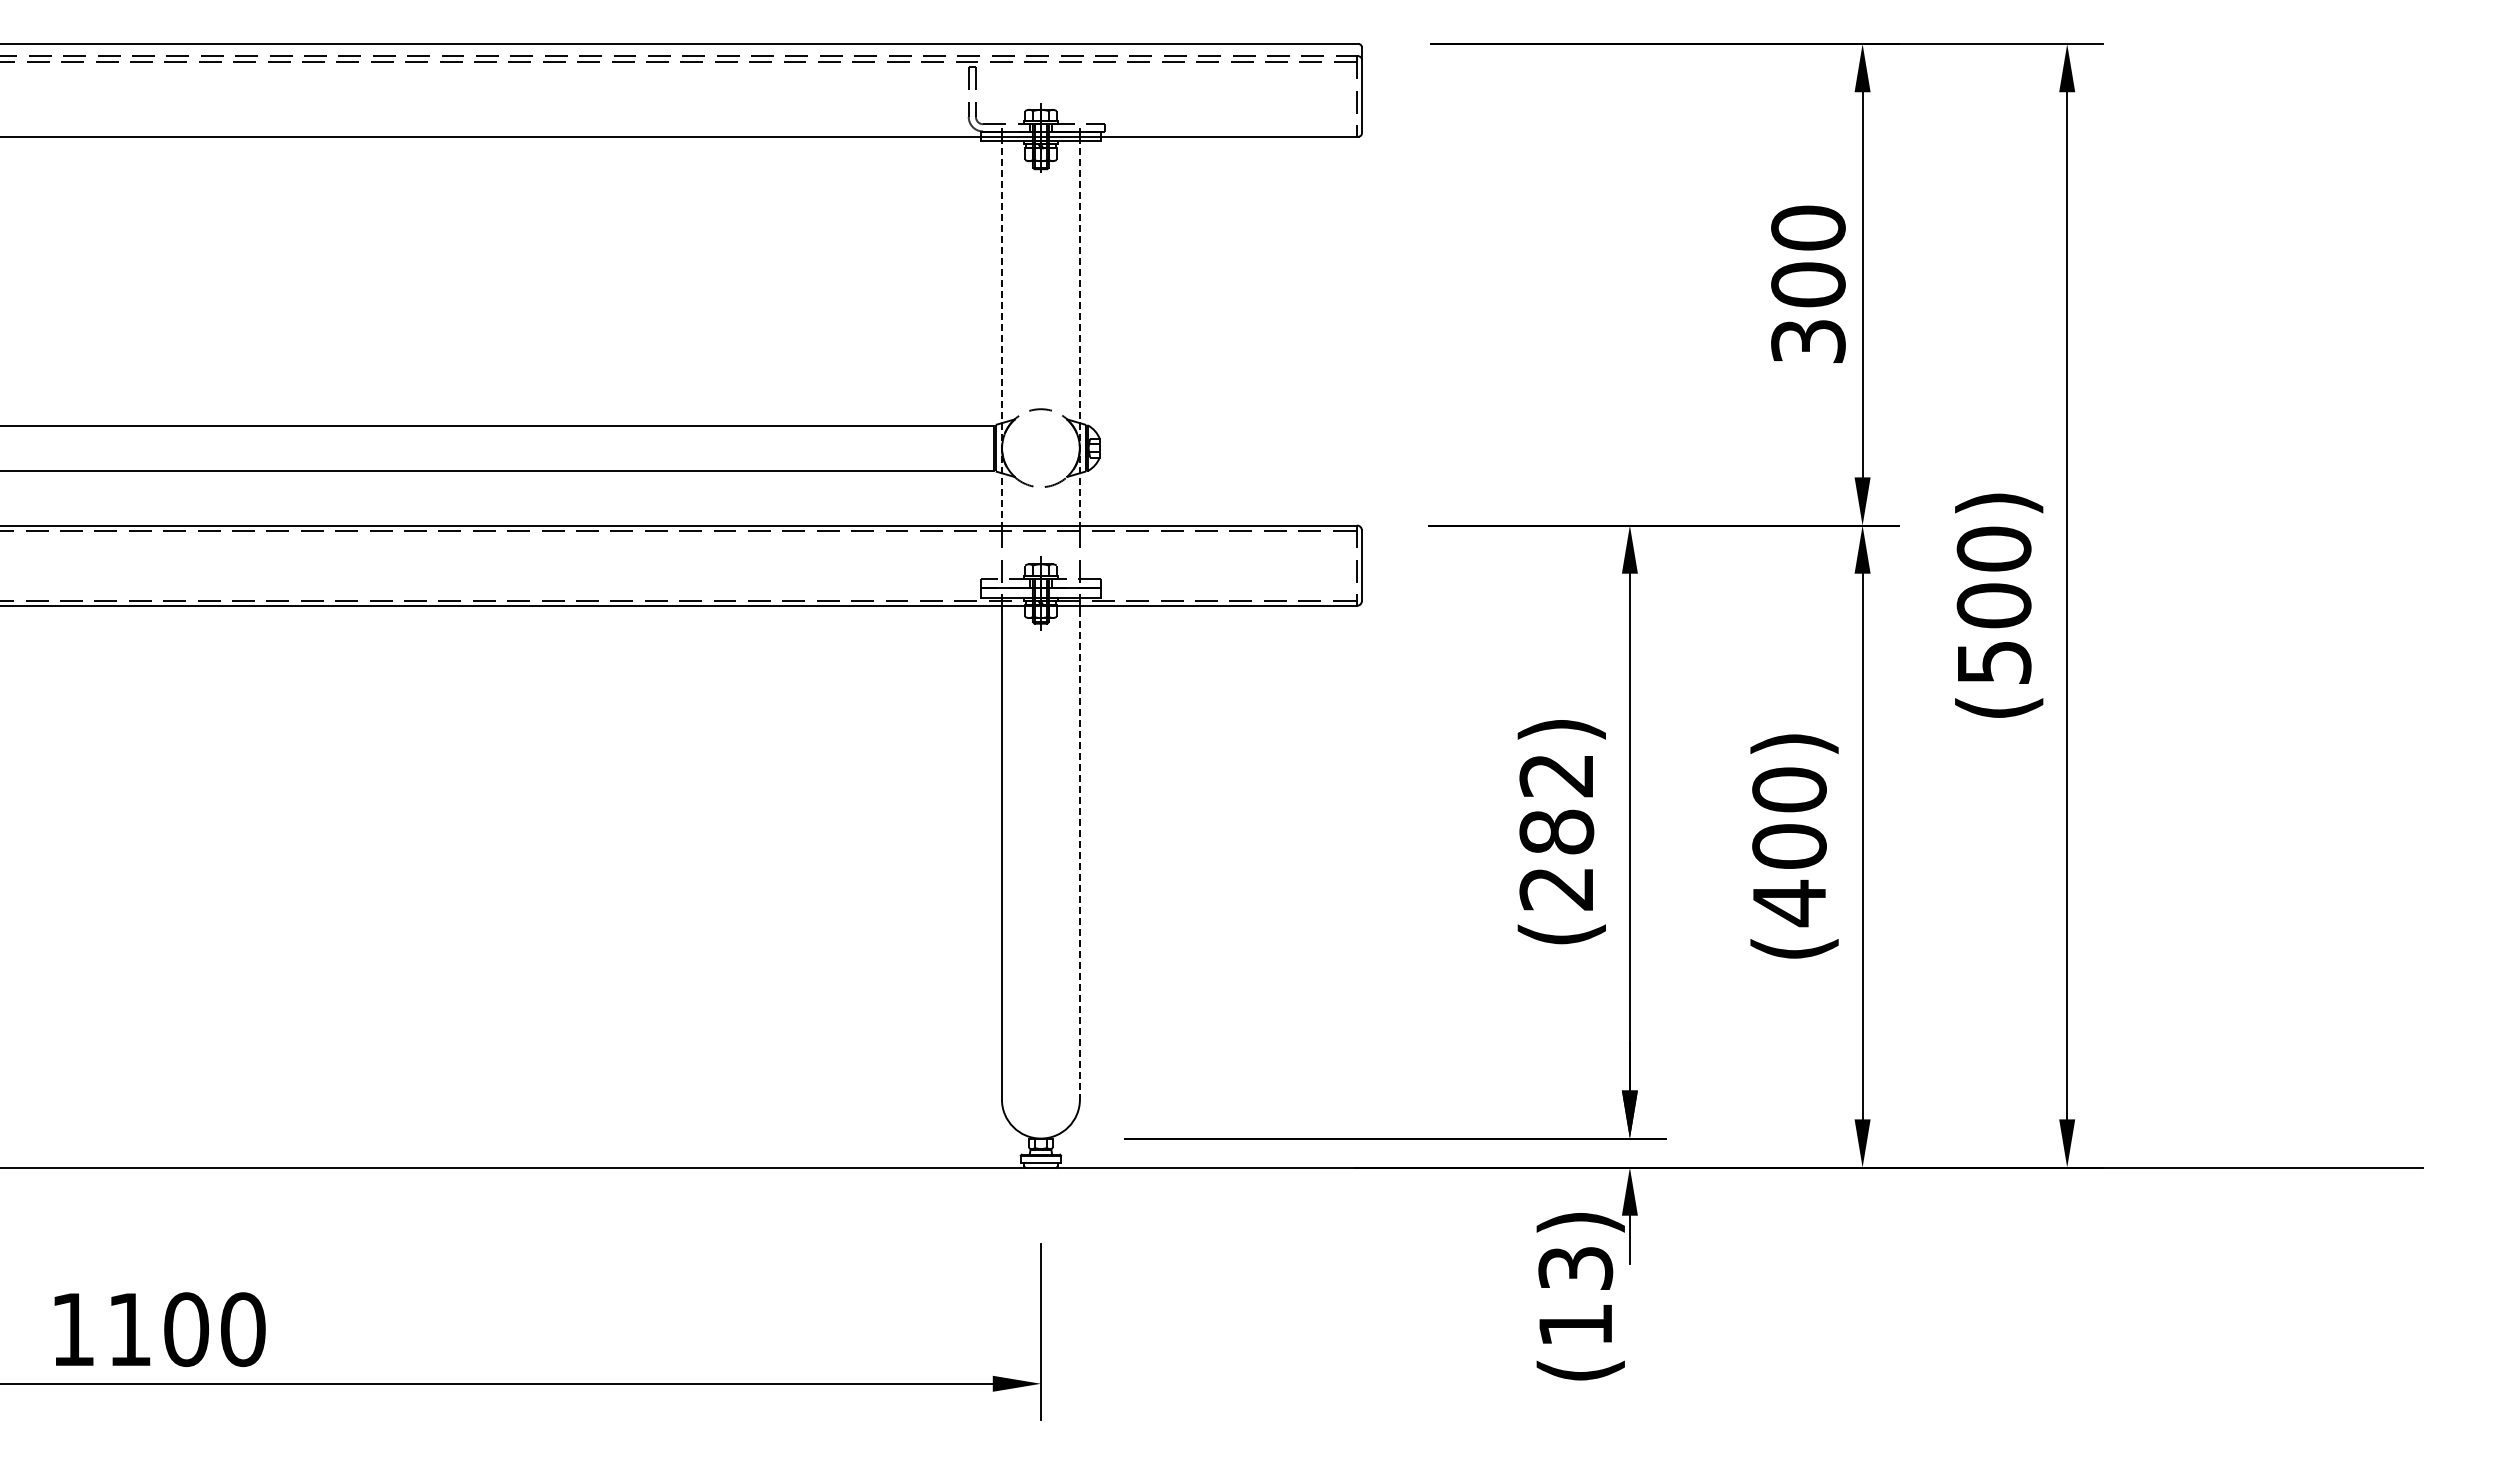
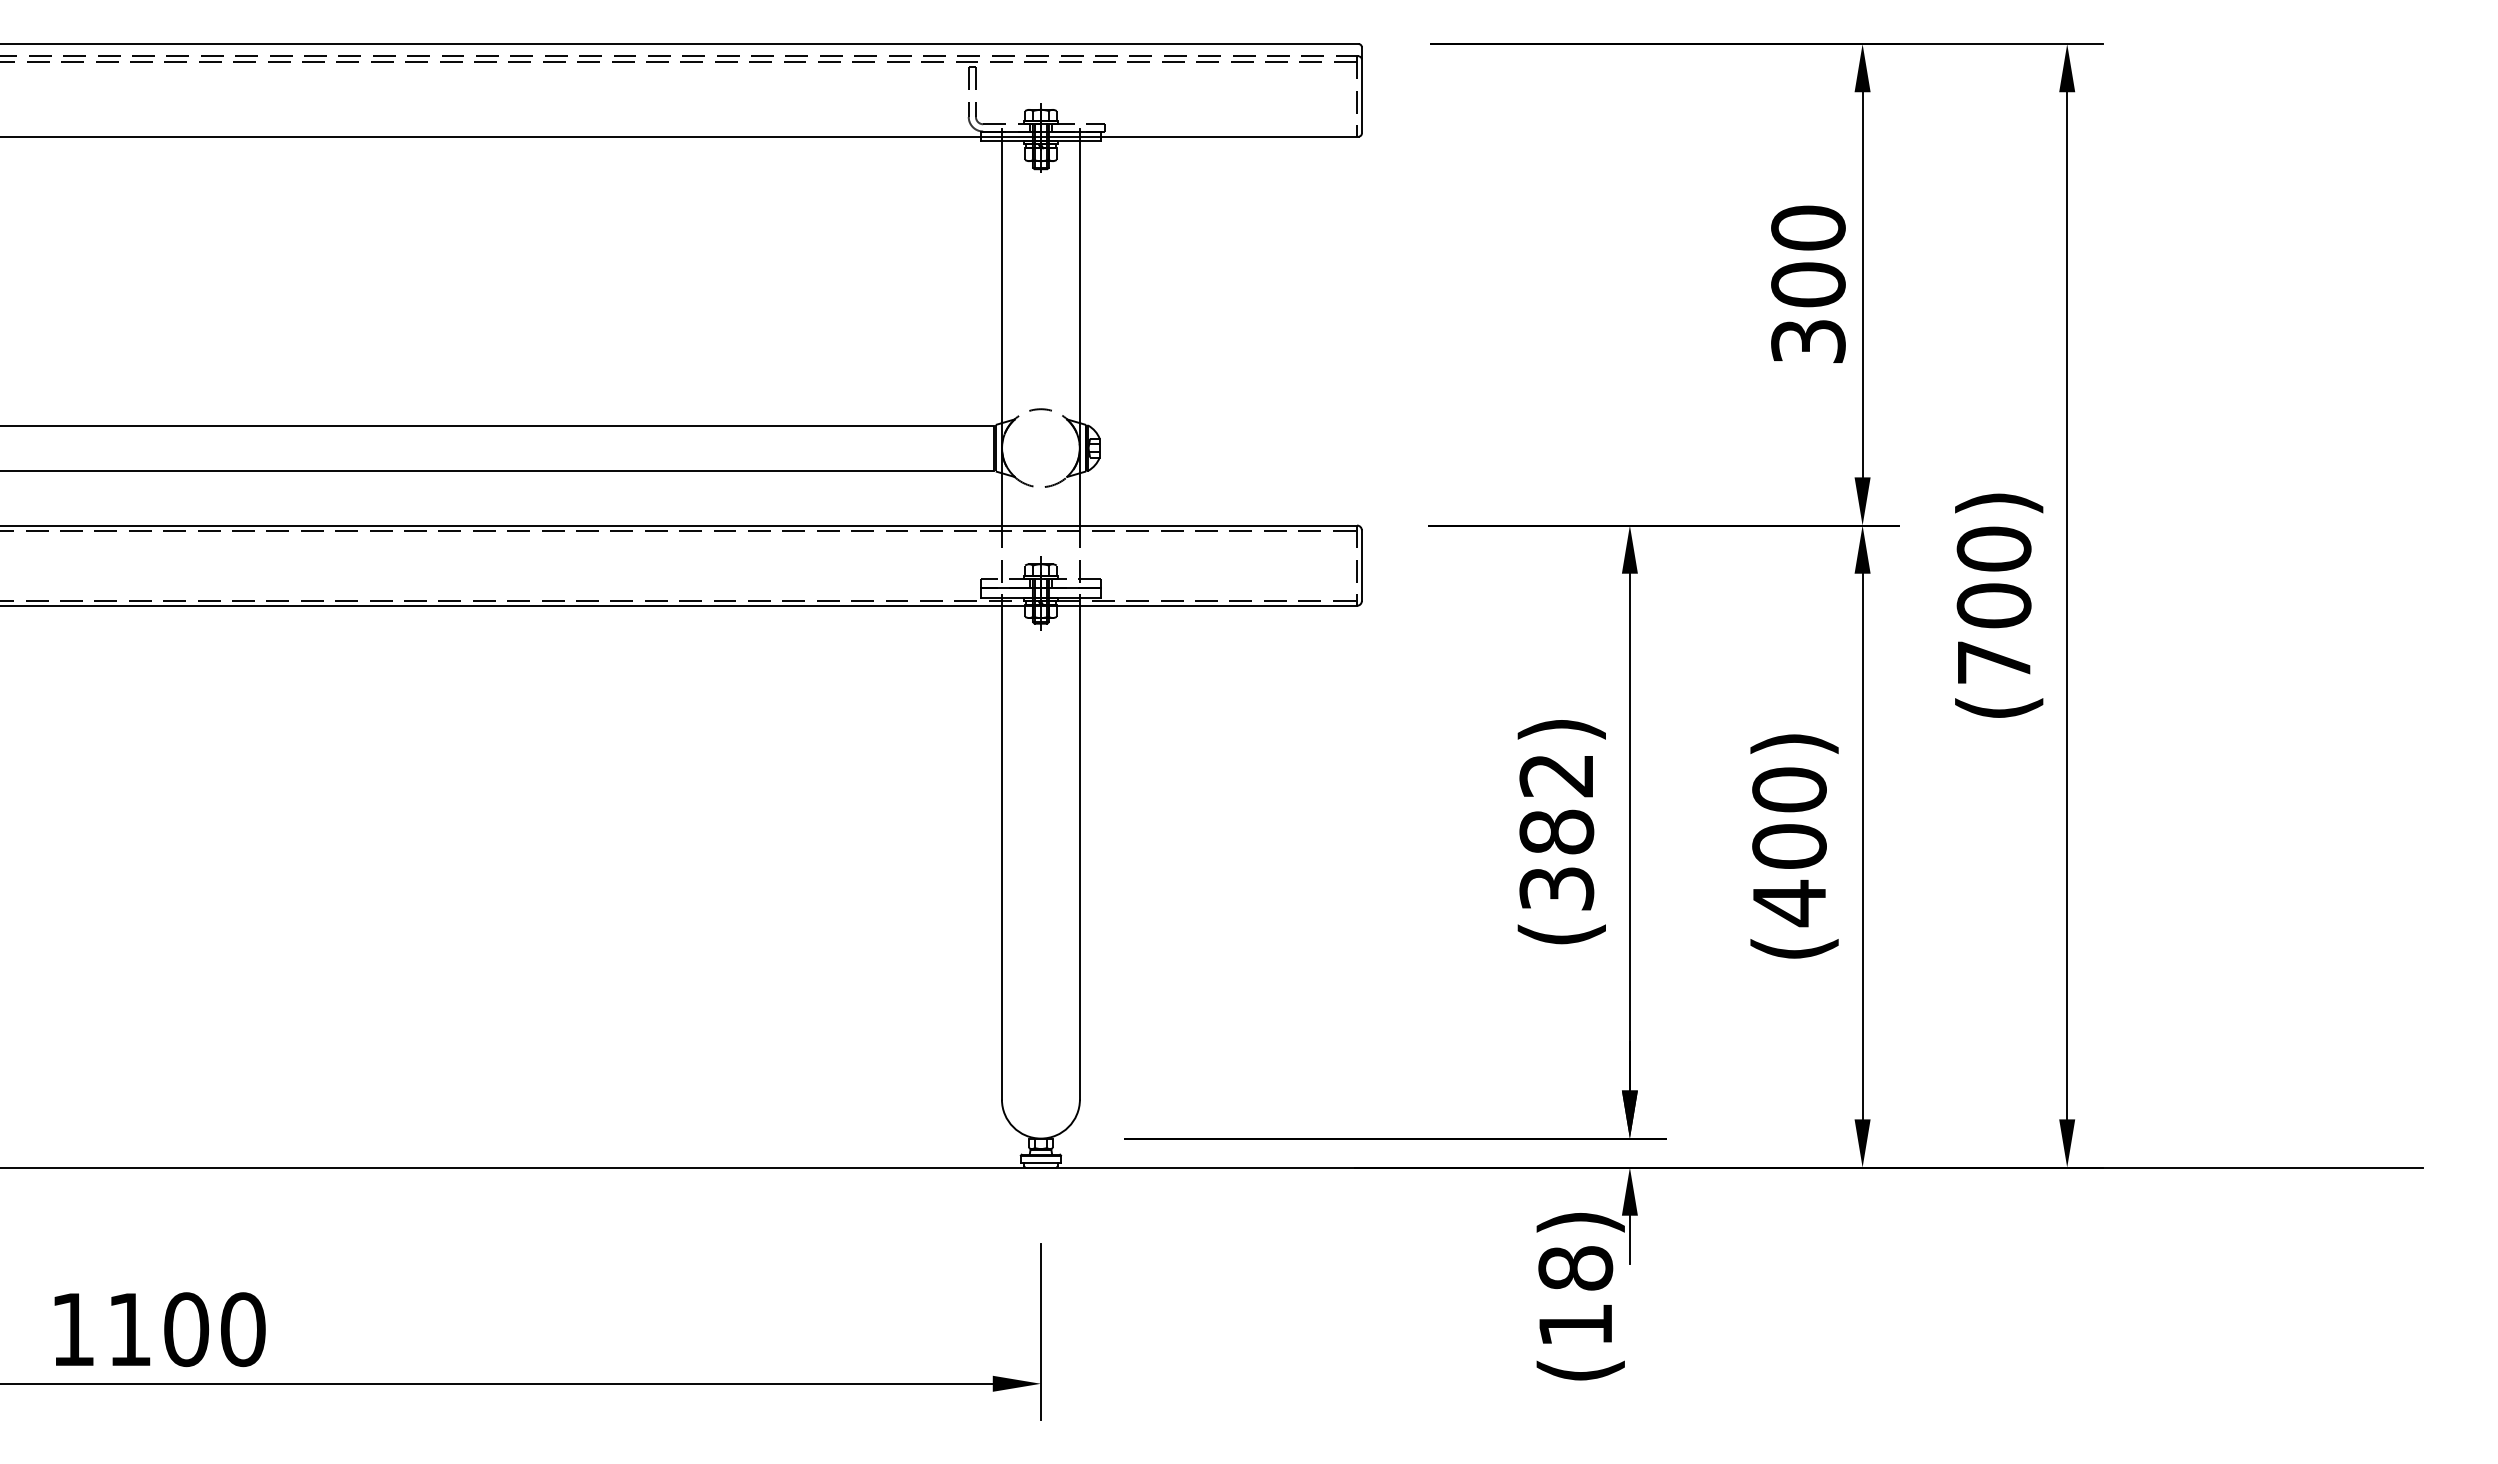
line: dashed -> solid (1001, 331)
line: dashed -> solid (1079, 331)
text: (500) -> (700) (1994, 662)
line: dashed -> solid (1079, 854)
text: (282) -> (382) (1556, 888)
text: (13) -> (18) (1575, 1268)
